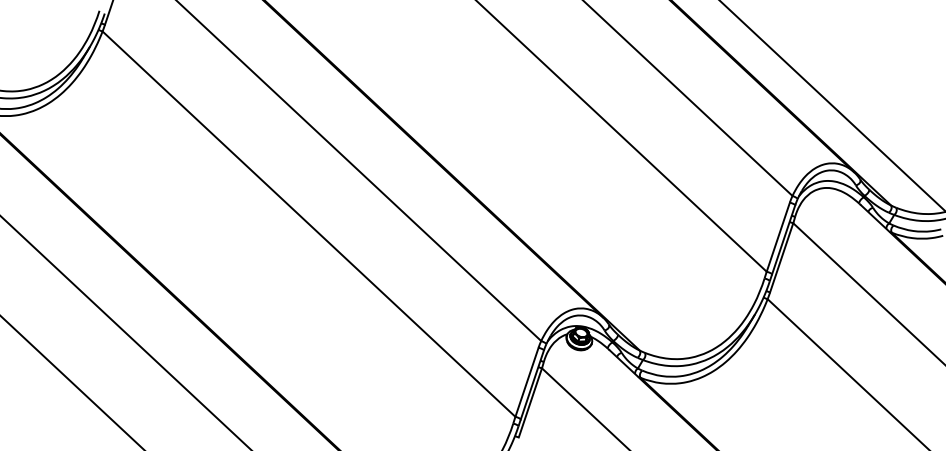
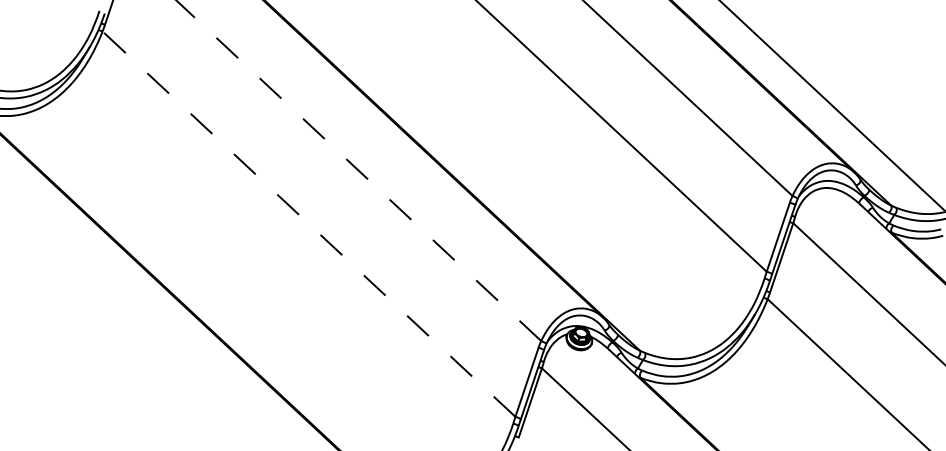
line: solid -> dashed (358, 170)
line: solid -> dashed (308, 223)
line: present -> none (125, 332)
line: present -> none (71, 382)
